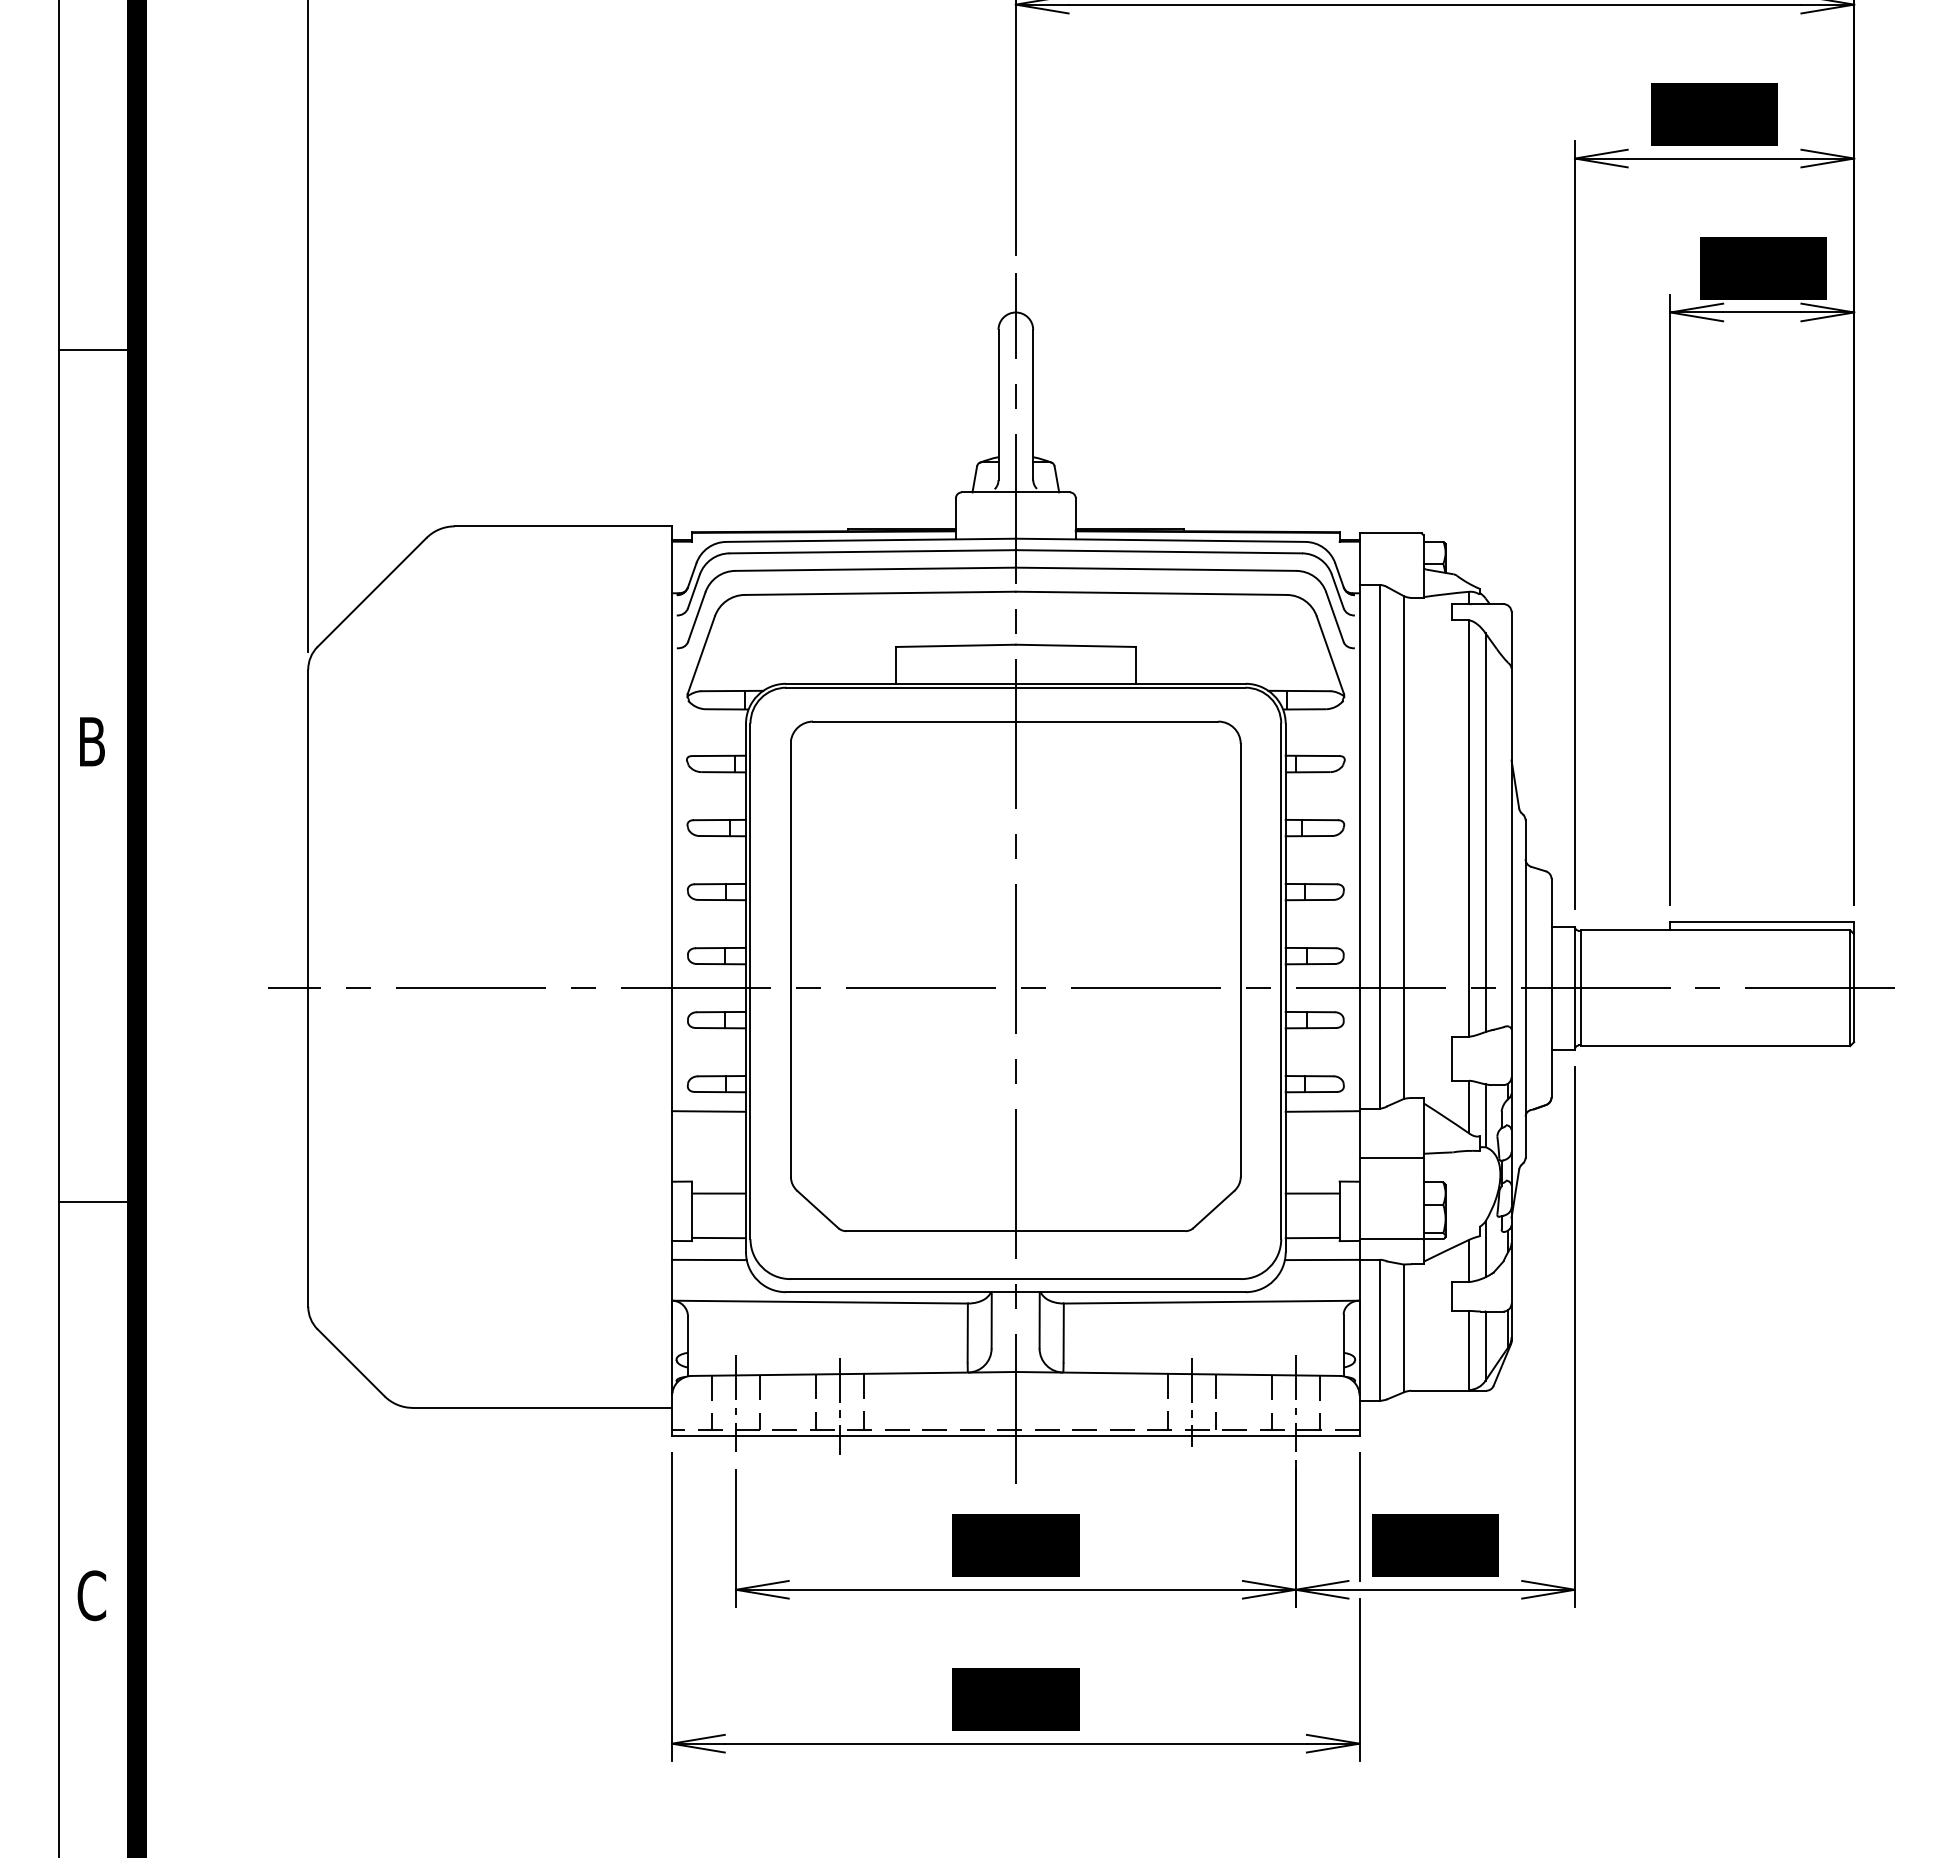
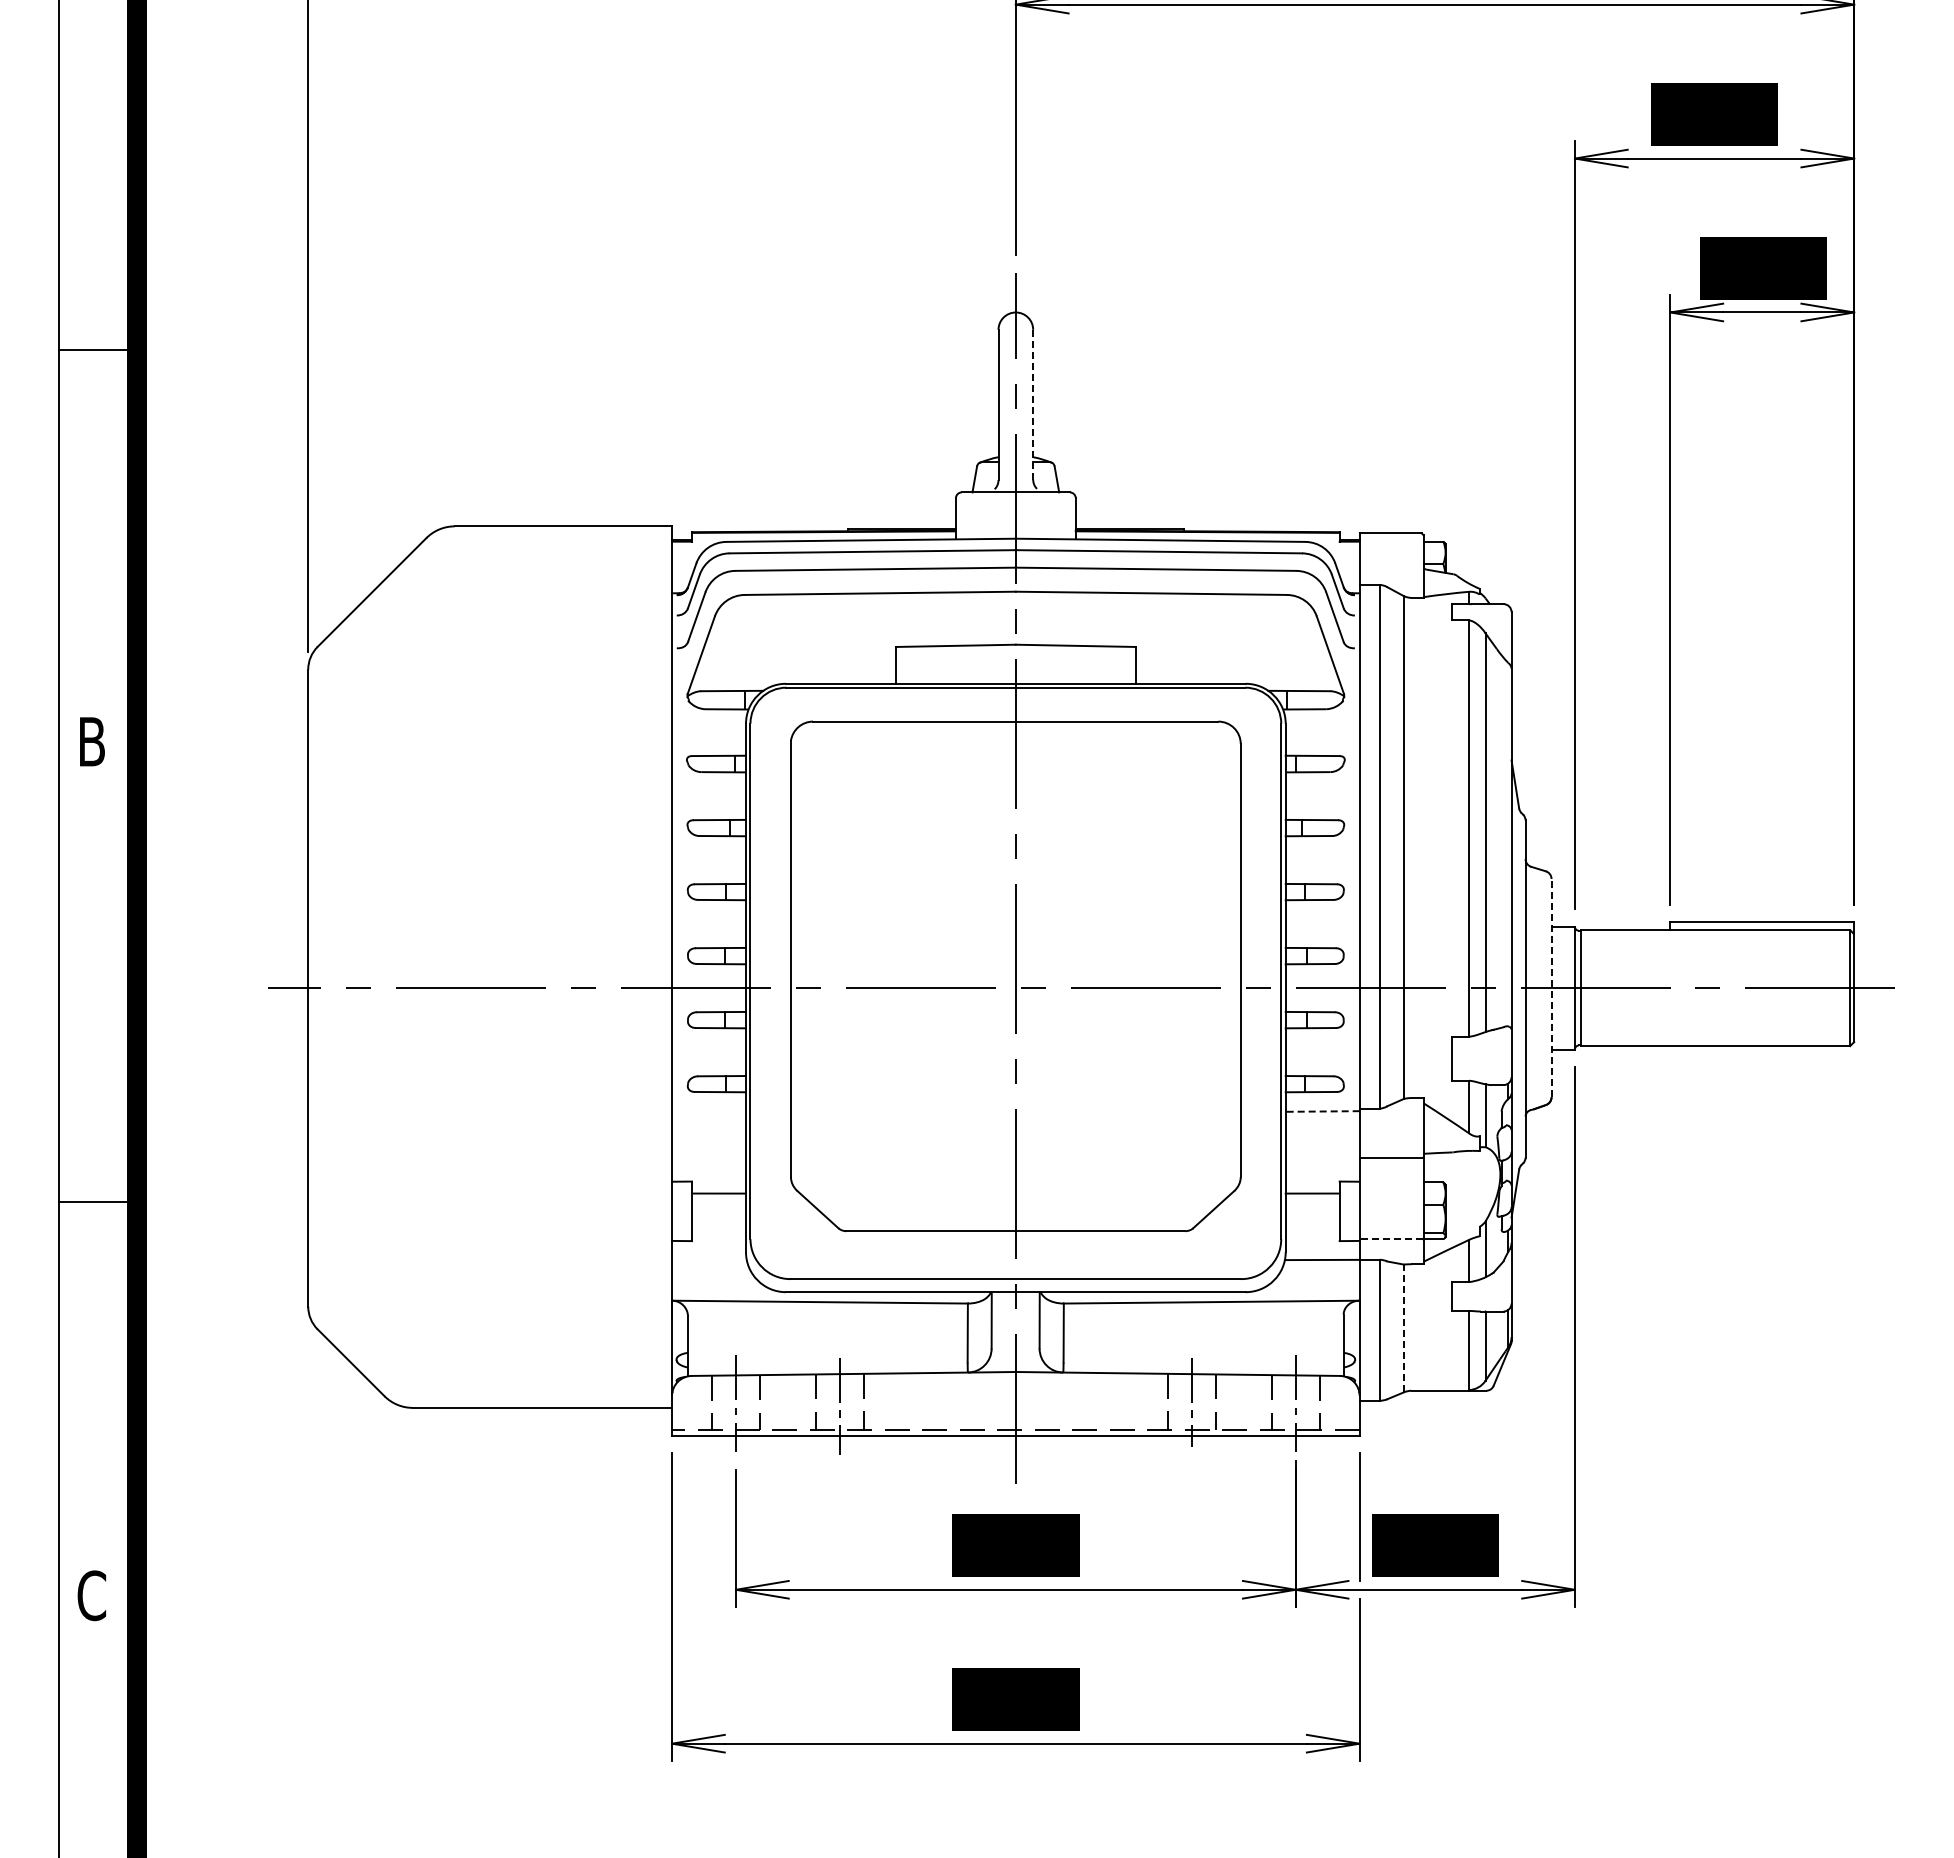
line: solid -> dashed (1033, 404)
line: solid -> dashed (1551, 987)
line: present -> none (709, 1111)
line: solid -> dashed (1322, 1111)
line: present -> none (719, 1237)
line: present -> none (1312, 1237)
line: solid -> dashed (1391, 1239)
line: present -> none (709, 1259)
line: solid -> dashed (1403, 1328)
